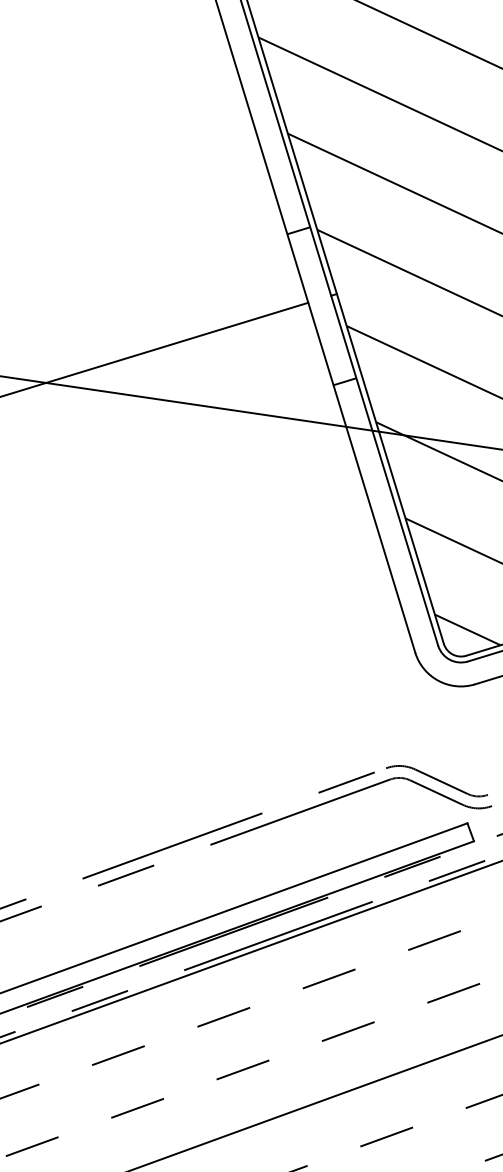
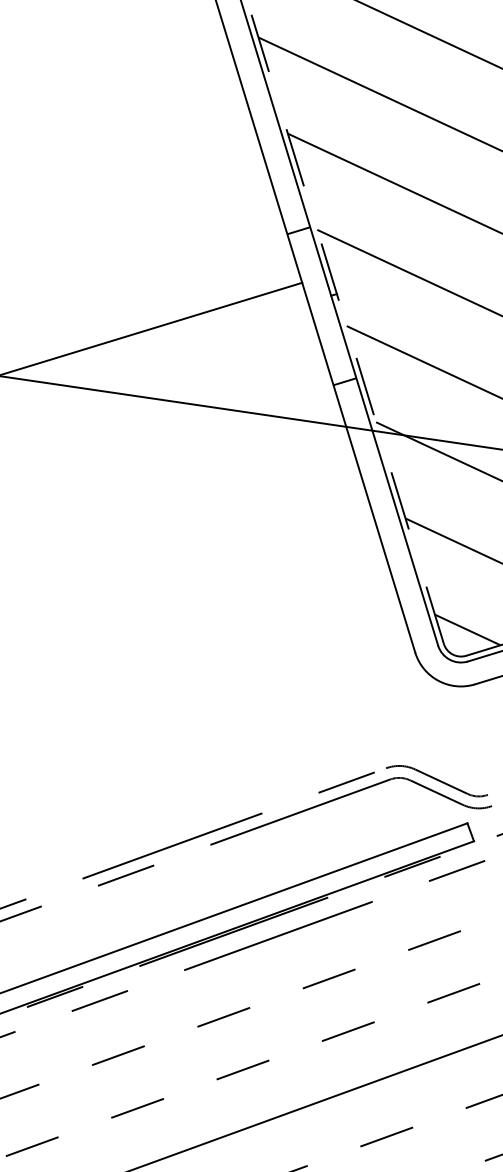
line: solid -> dashed (345, 321)
line position: (155, 349) -> (152, 328) (152, 328)
line: present -> none (250, 952)
